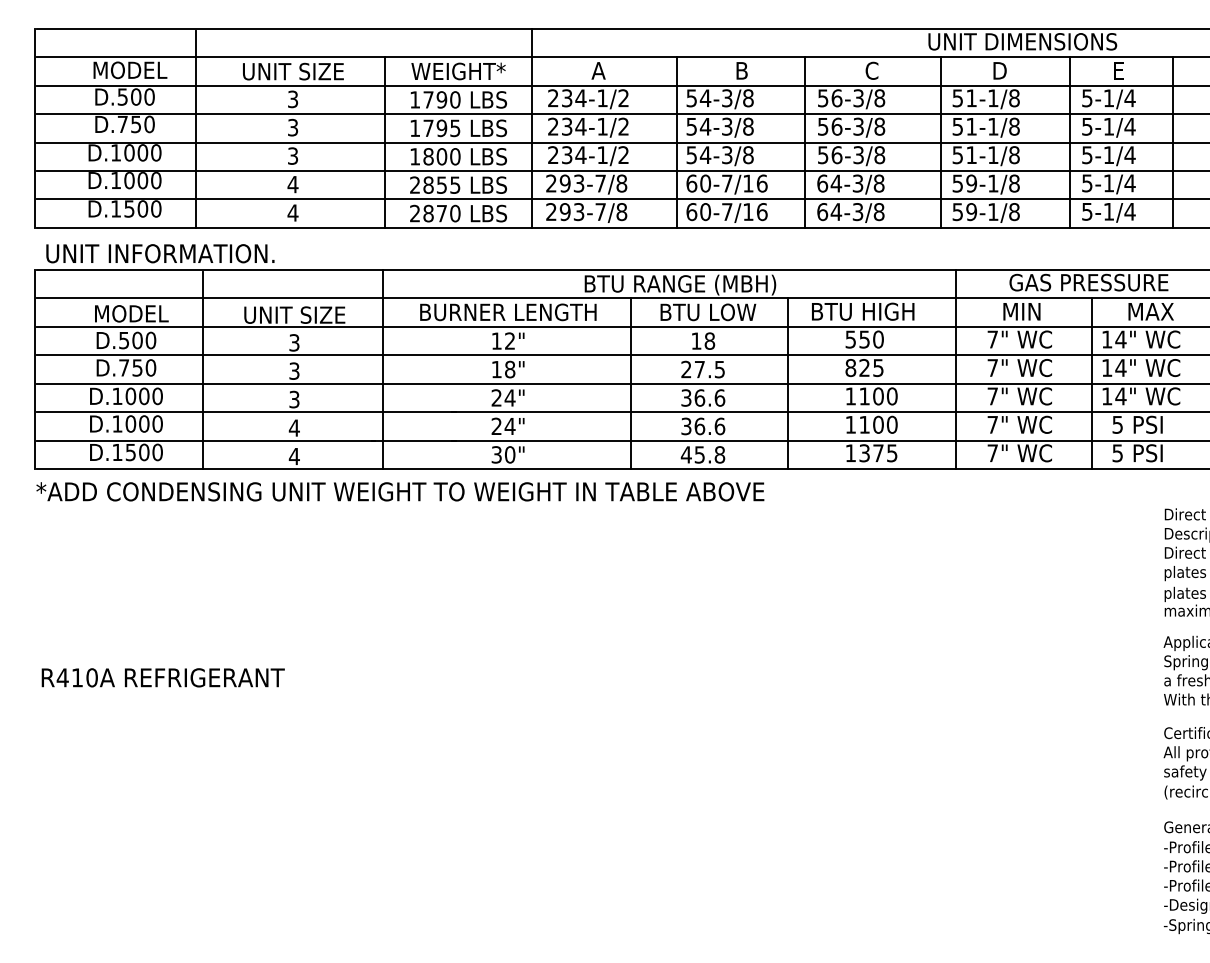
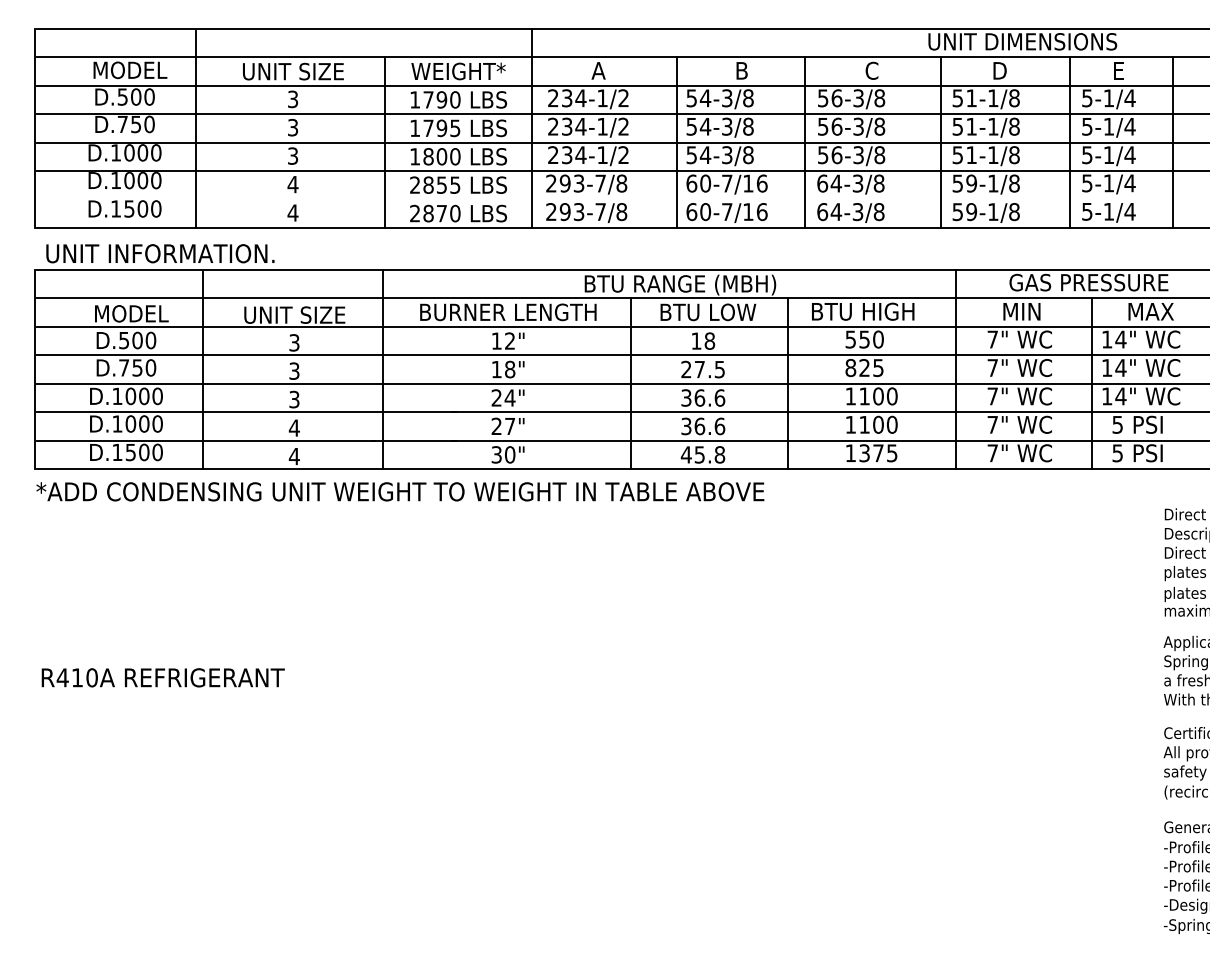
line: present -> none (621, 199)
text: 24" -> 27" (509, 426)
